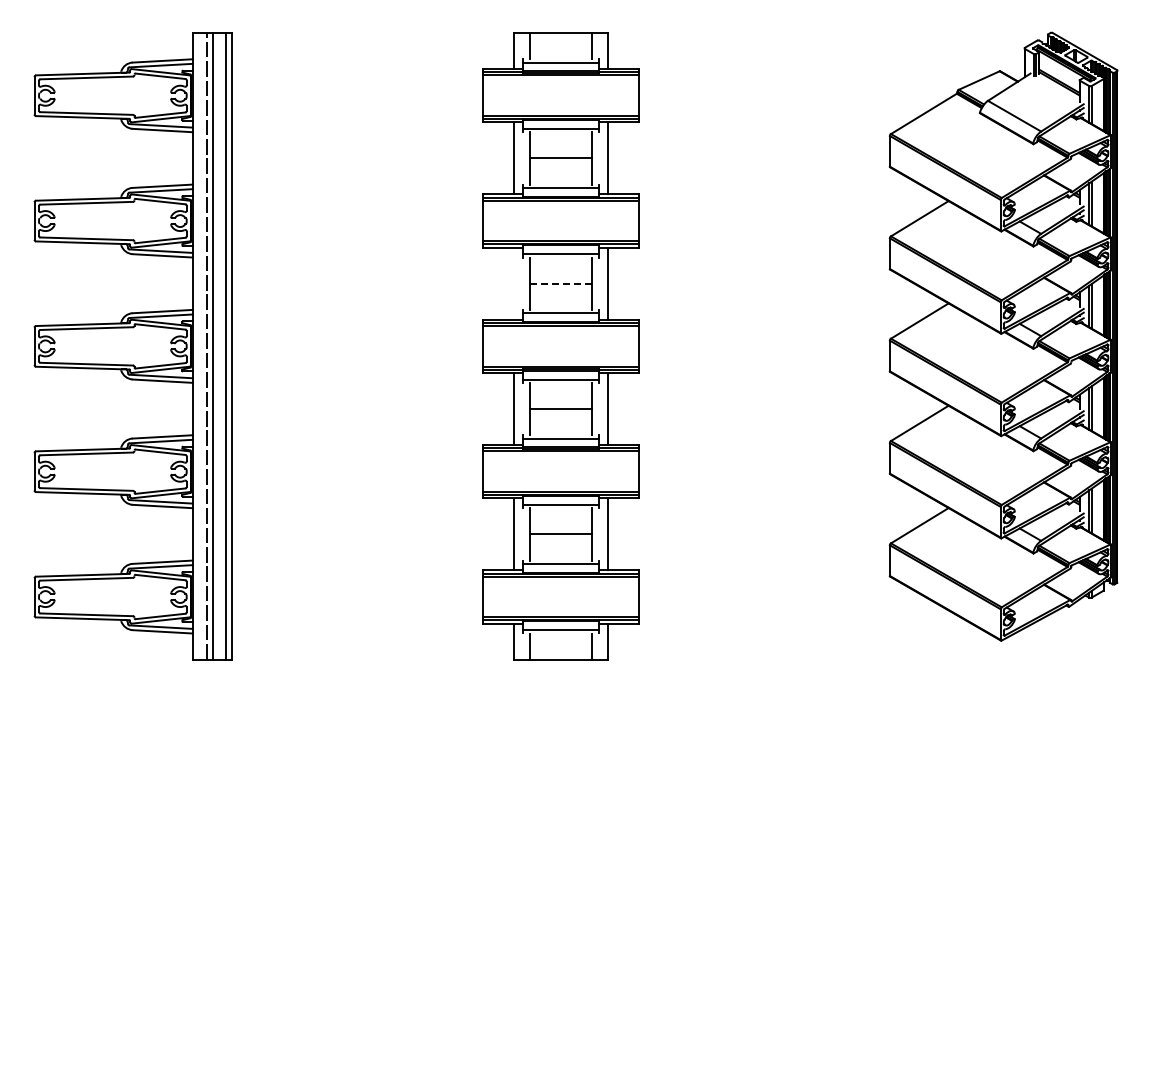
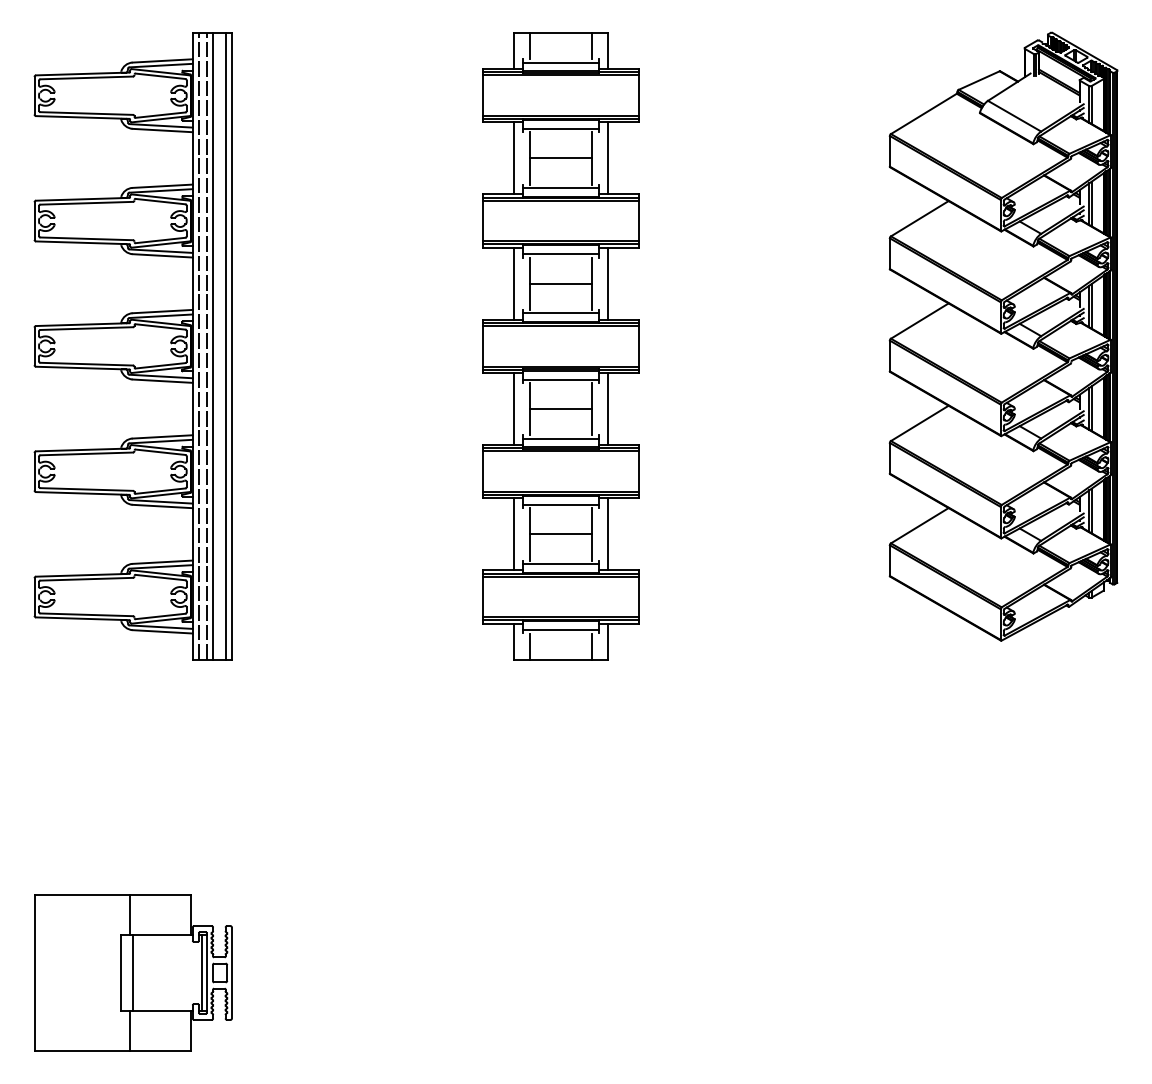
line: none -> present (513, 283)
line: dashed -> solid (560, 283)
line: none -> present (199, 346)
part: none -> present (133, 972)
